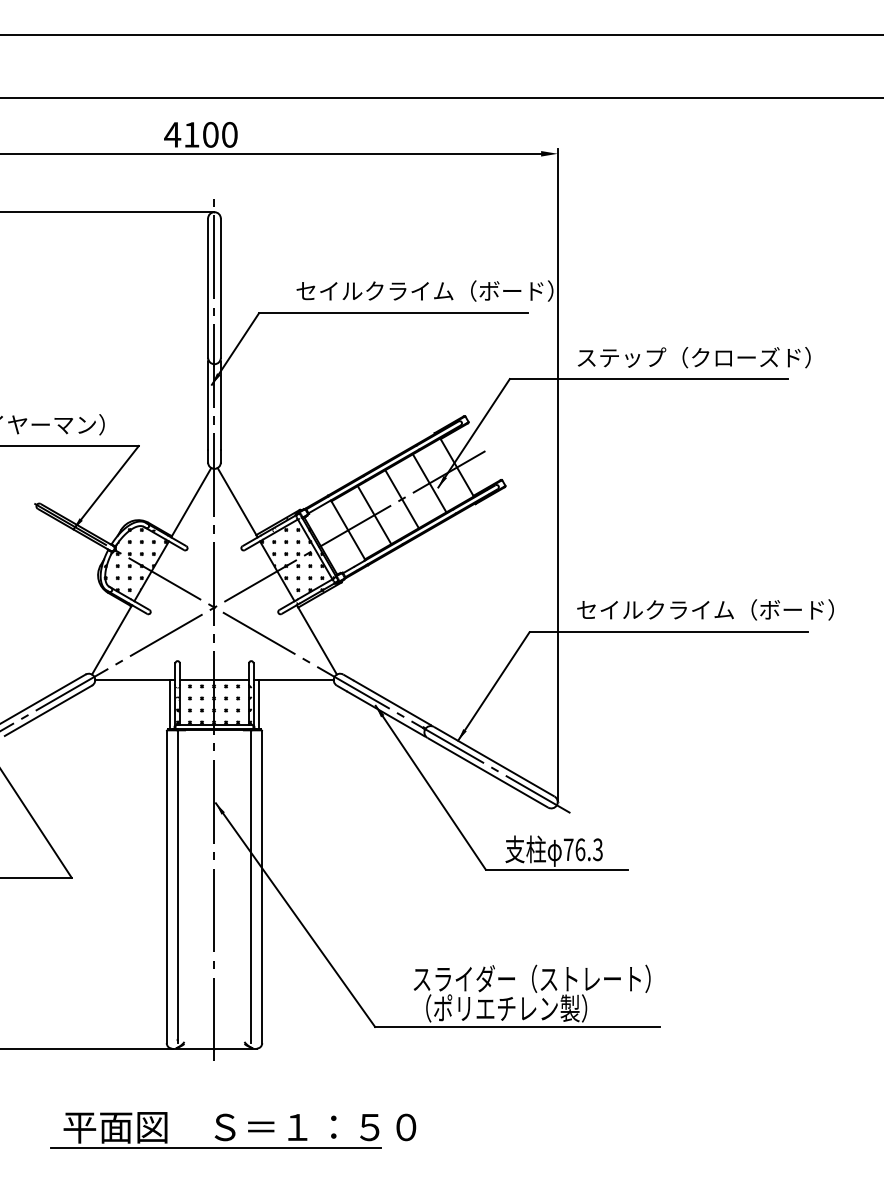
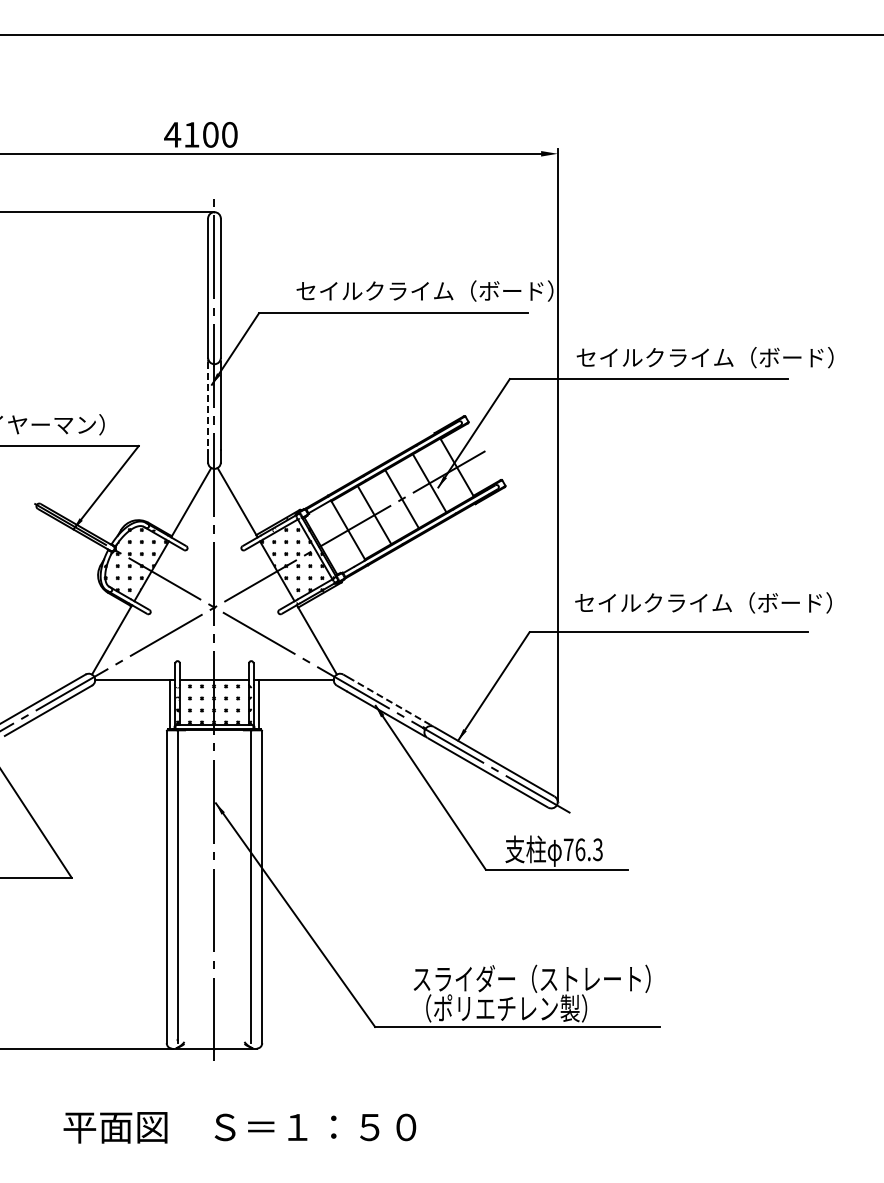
line: present -> none (441, 97)
text: ステップ（クローズド） -> セイルクライム（ボード） (704, 357)
line: solid -> dashed (208, 406)
text position: (705, 609) -> (703, 602) (703, 602)
line: solid -> dashed (391, 702)
line: present -> none (215, 1147)
